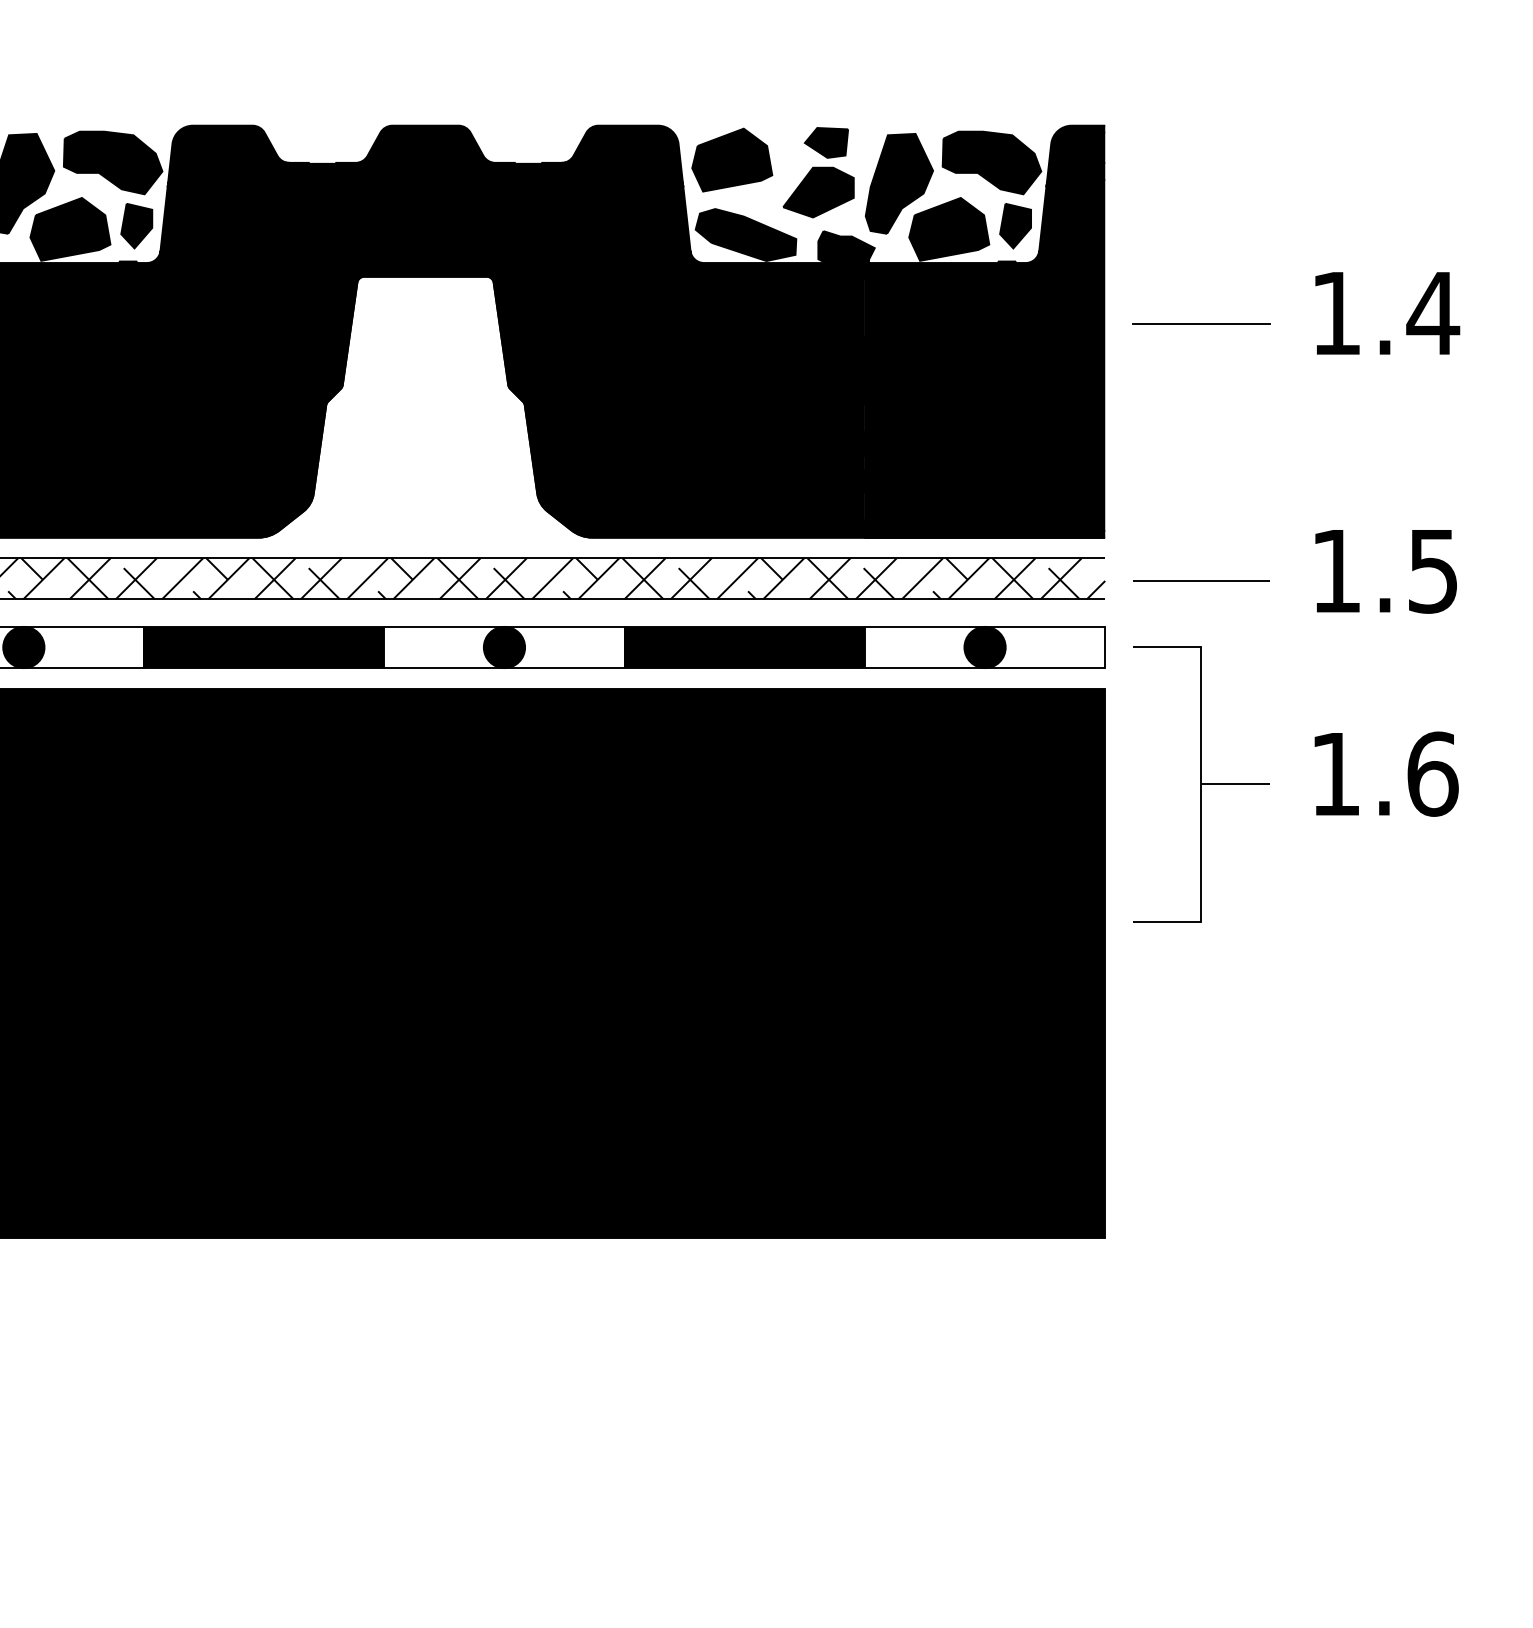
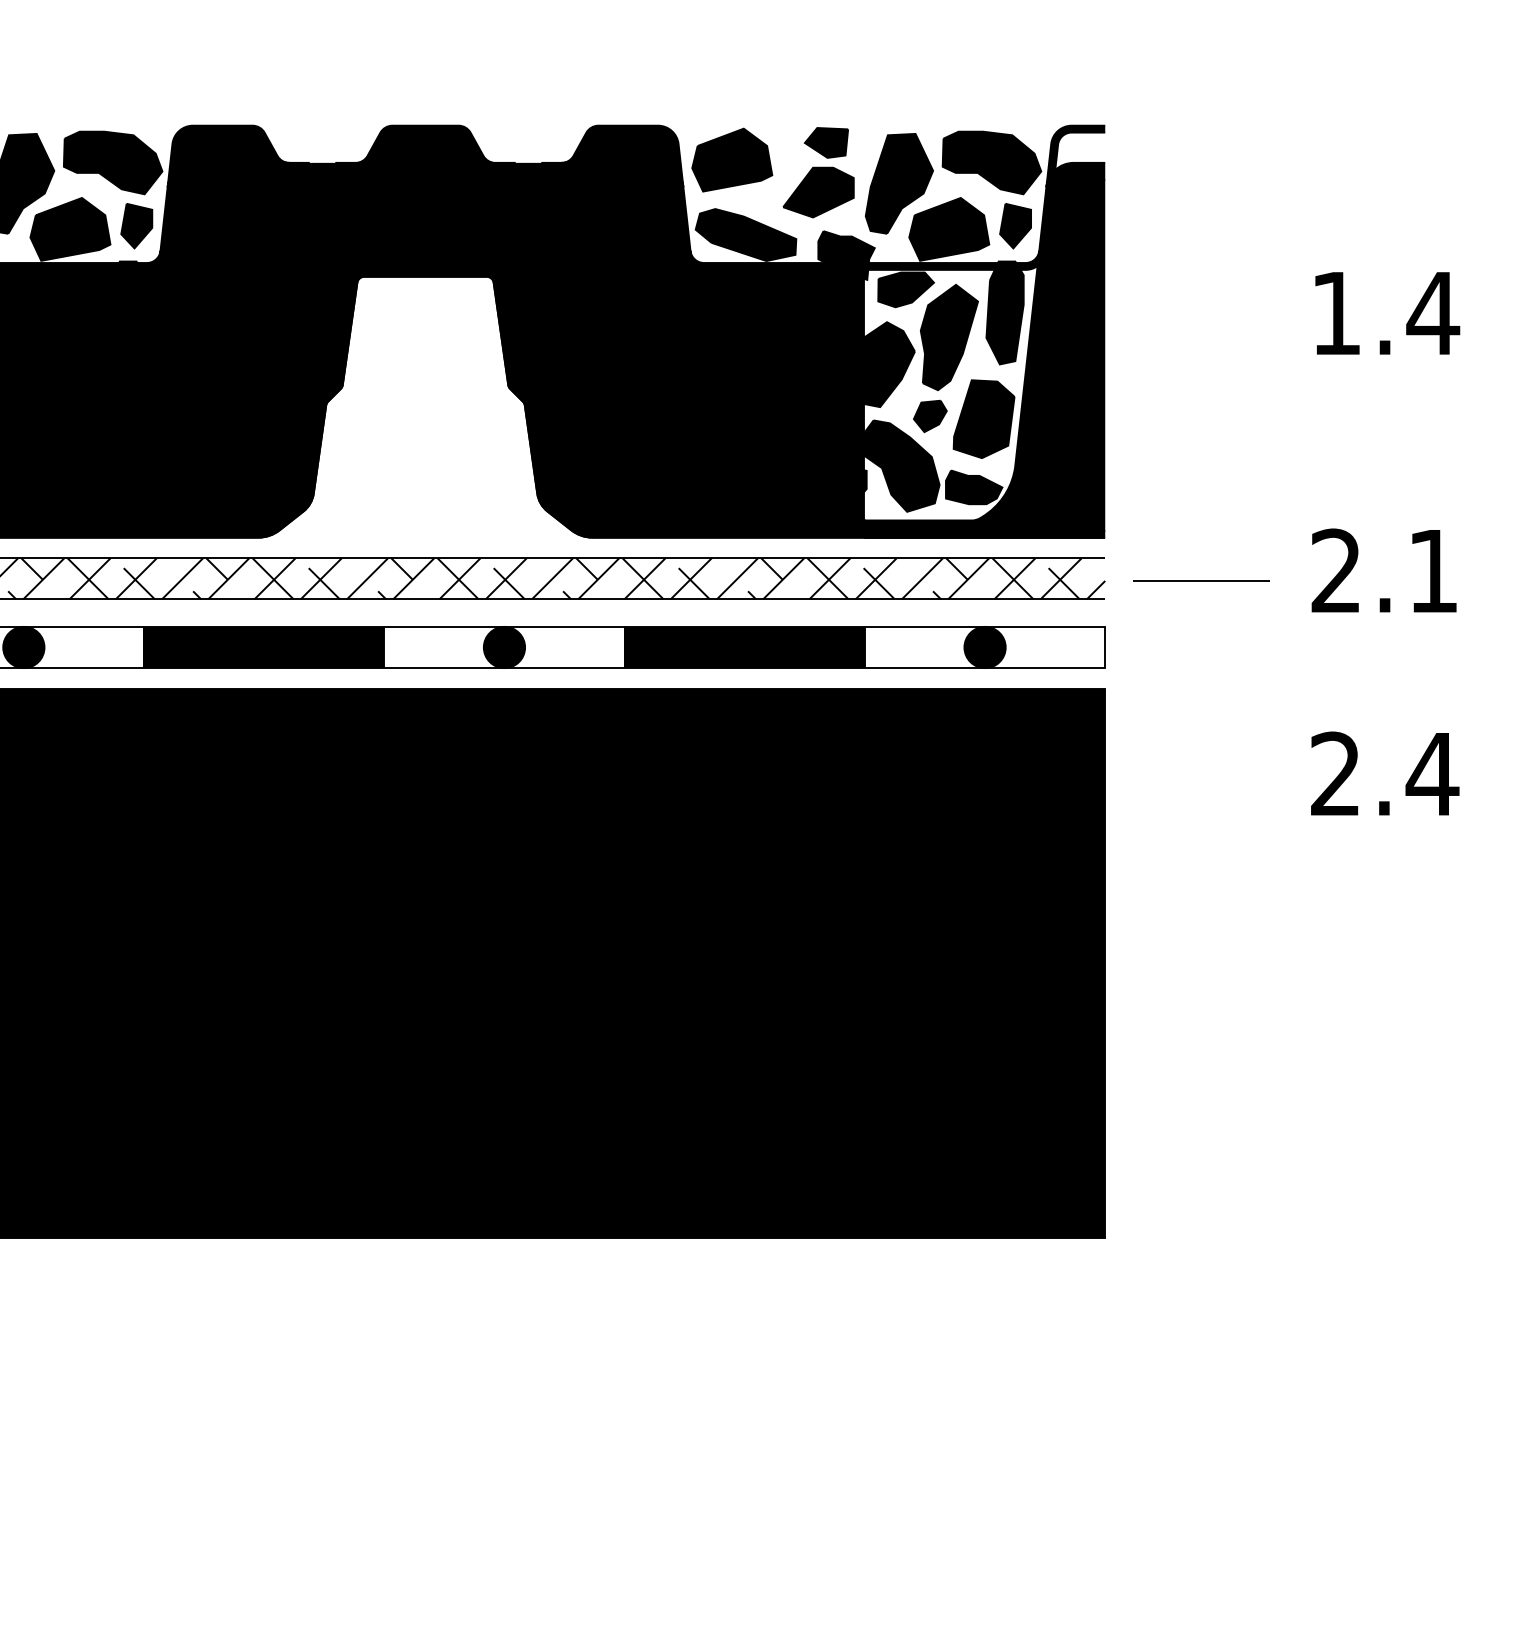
fill: present -> none (1080, 151)
line: present -> none (1200, 323)
fill: present -> none (950, 393)
text: 1.5 -> 2.1 (1383, 570)
text: 1.6 -> 2.4 (1385, 773)
part: present -> none (1201, 784)
